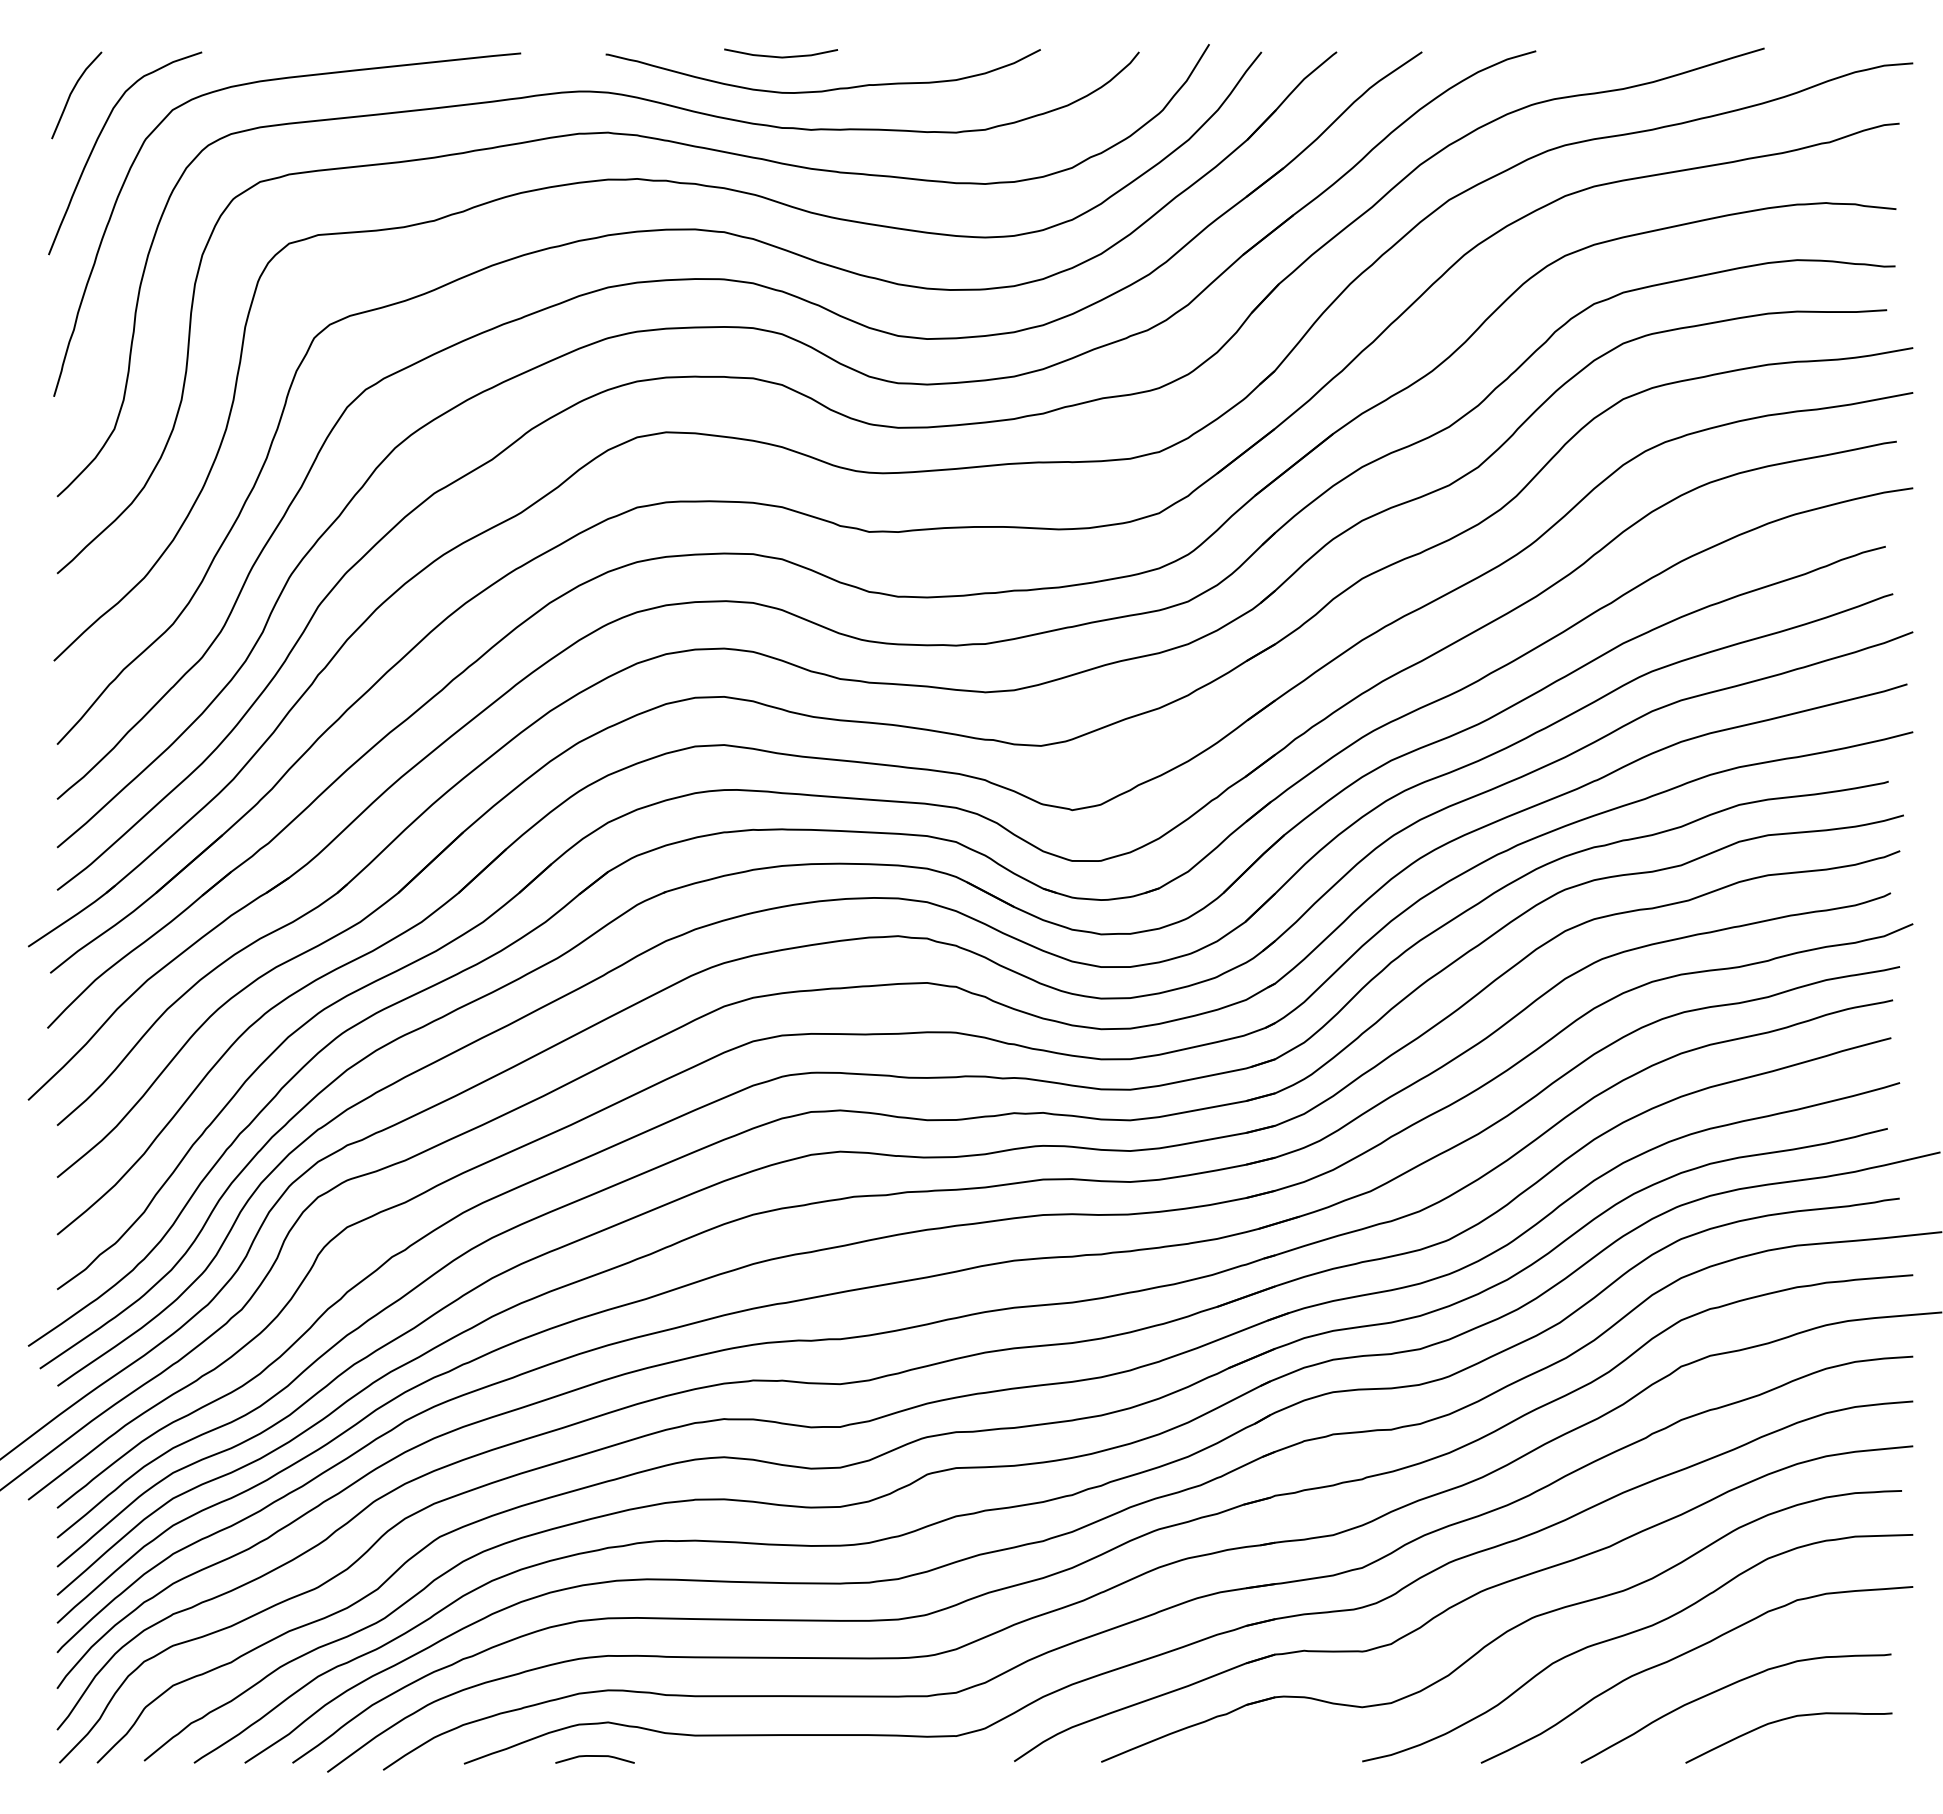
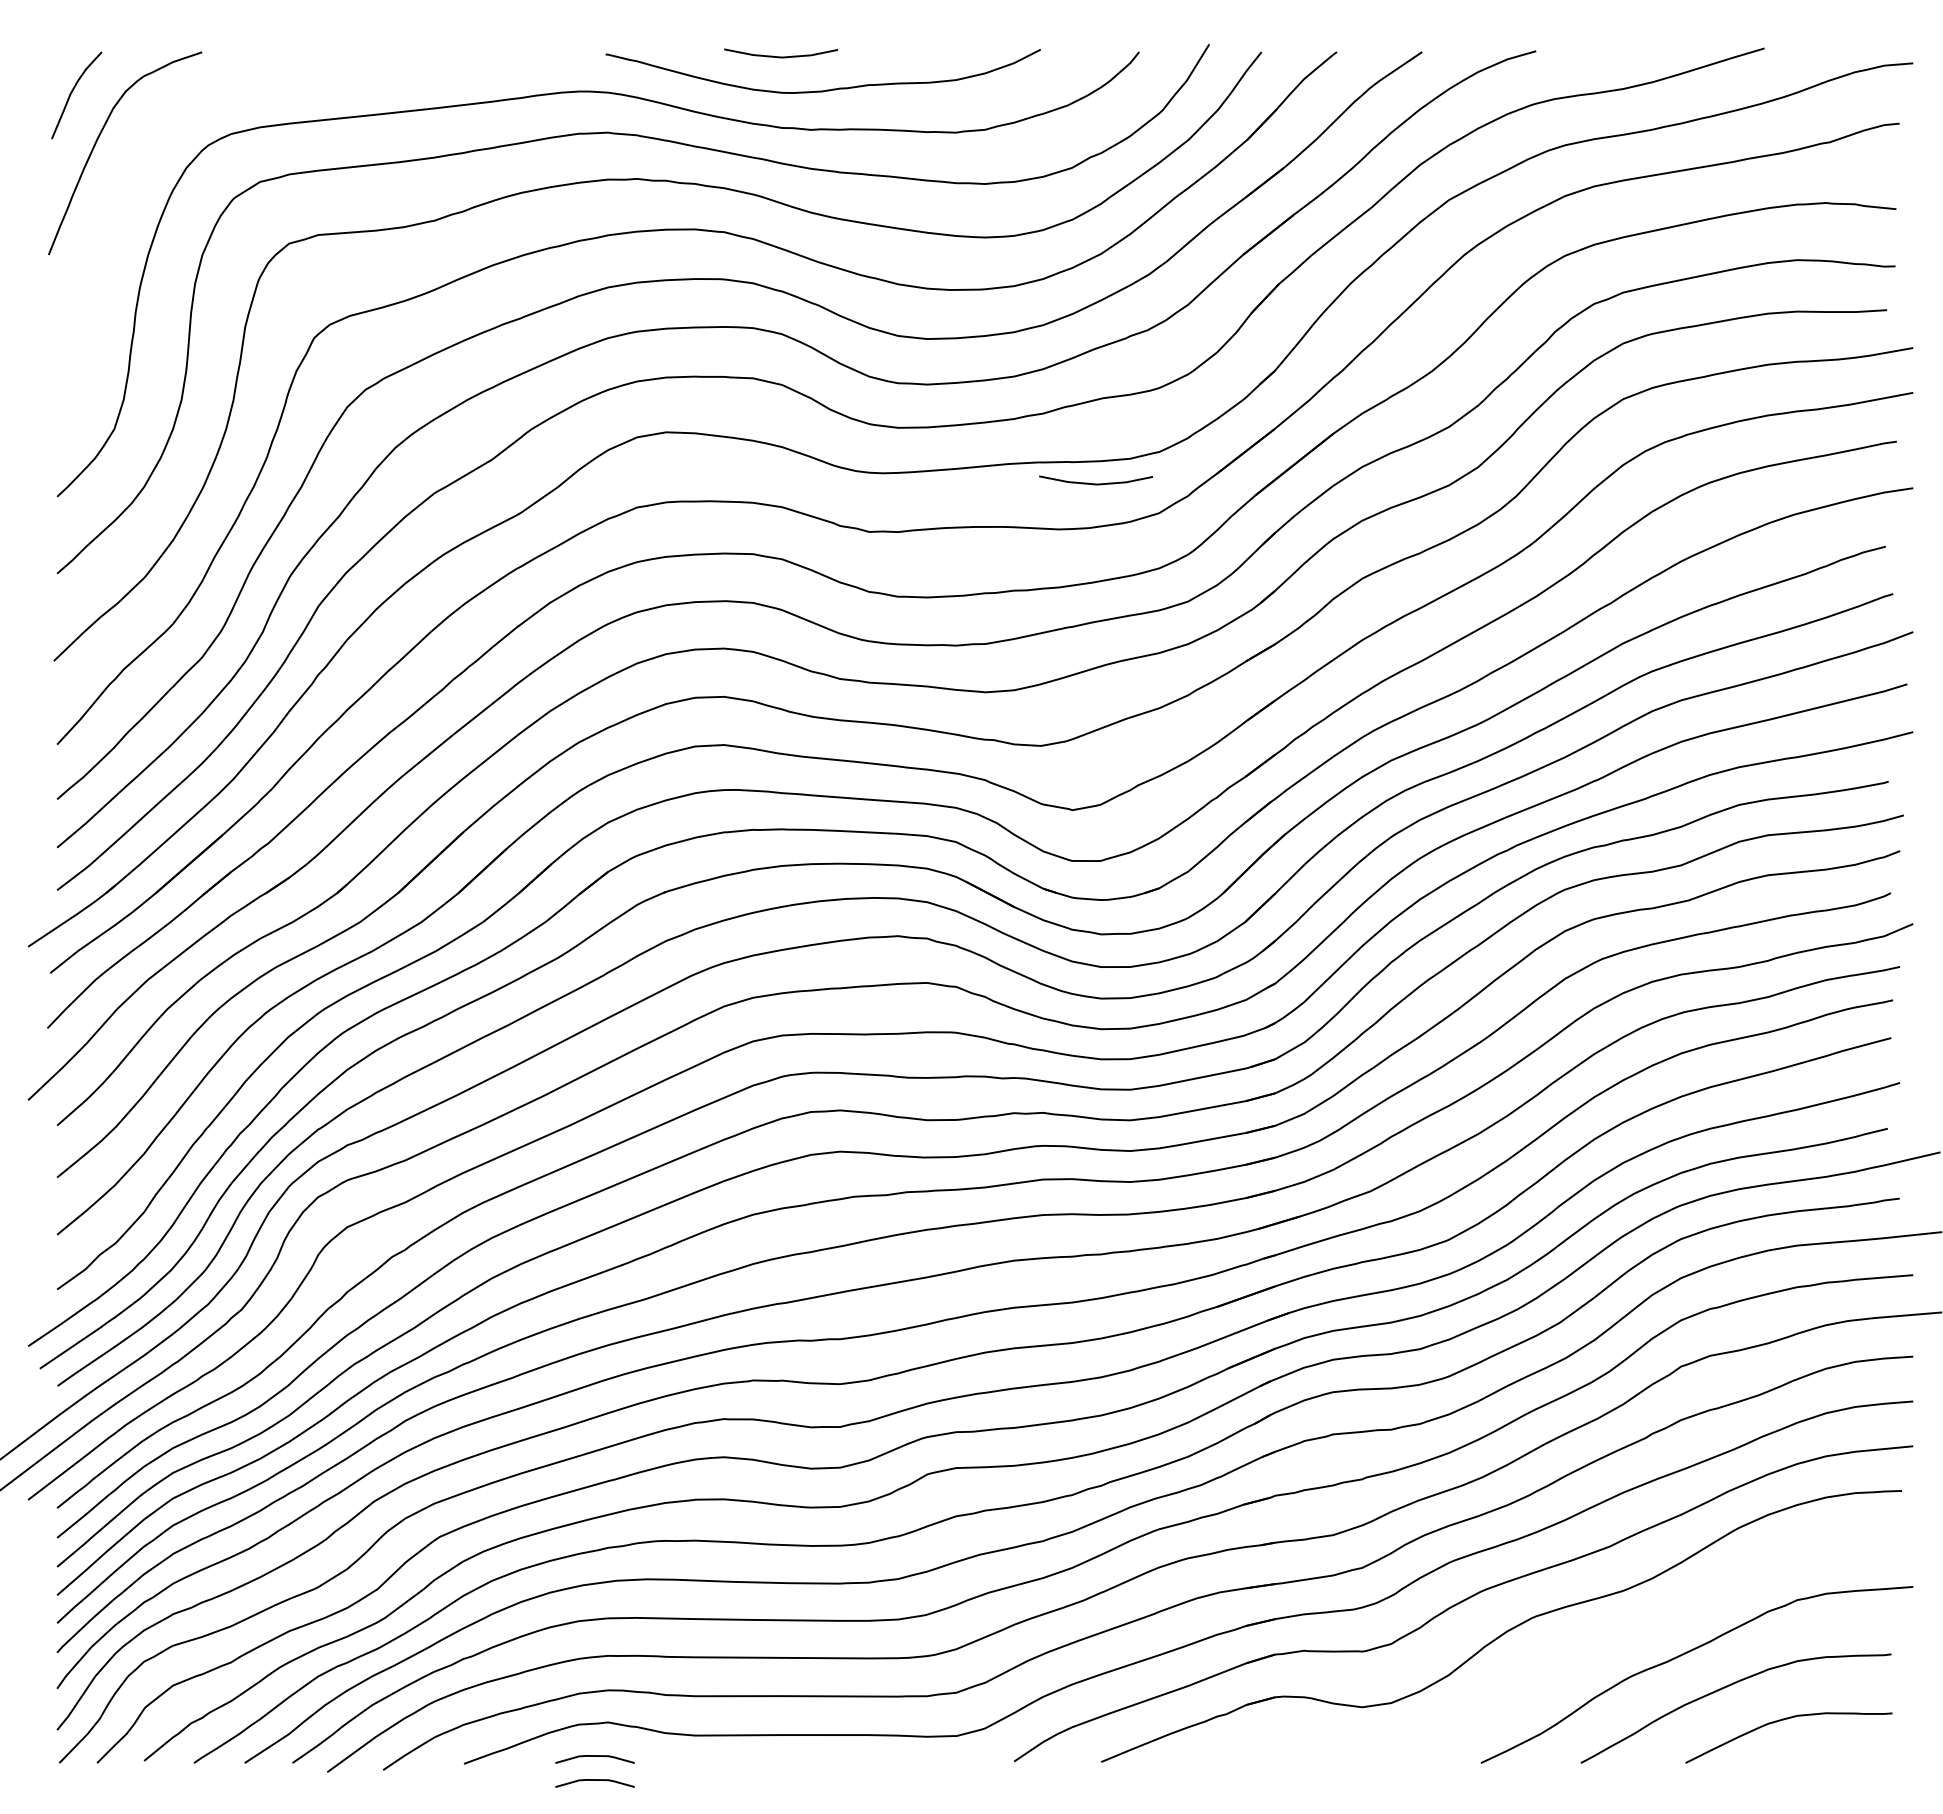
curve: present -> none (269, 81)
line: none -> present (1096, 483)
curve: present -> none (1633, 1633)
curve: none -> present (594, 1780)
